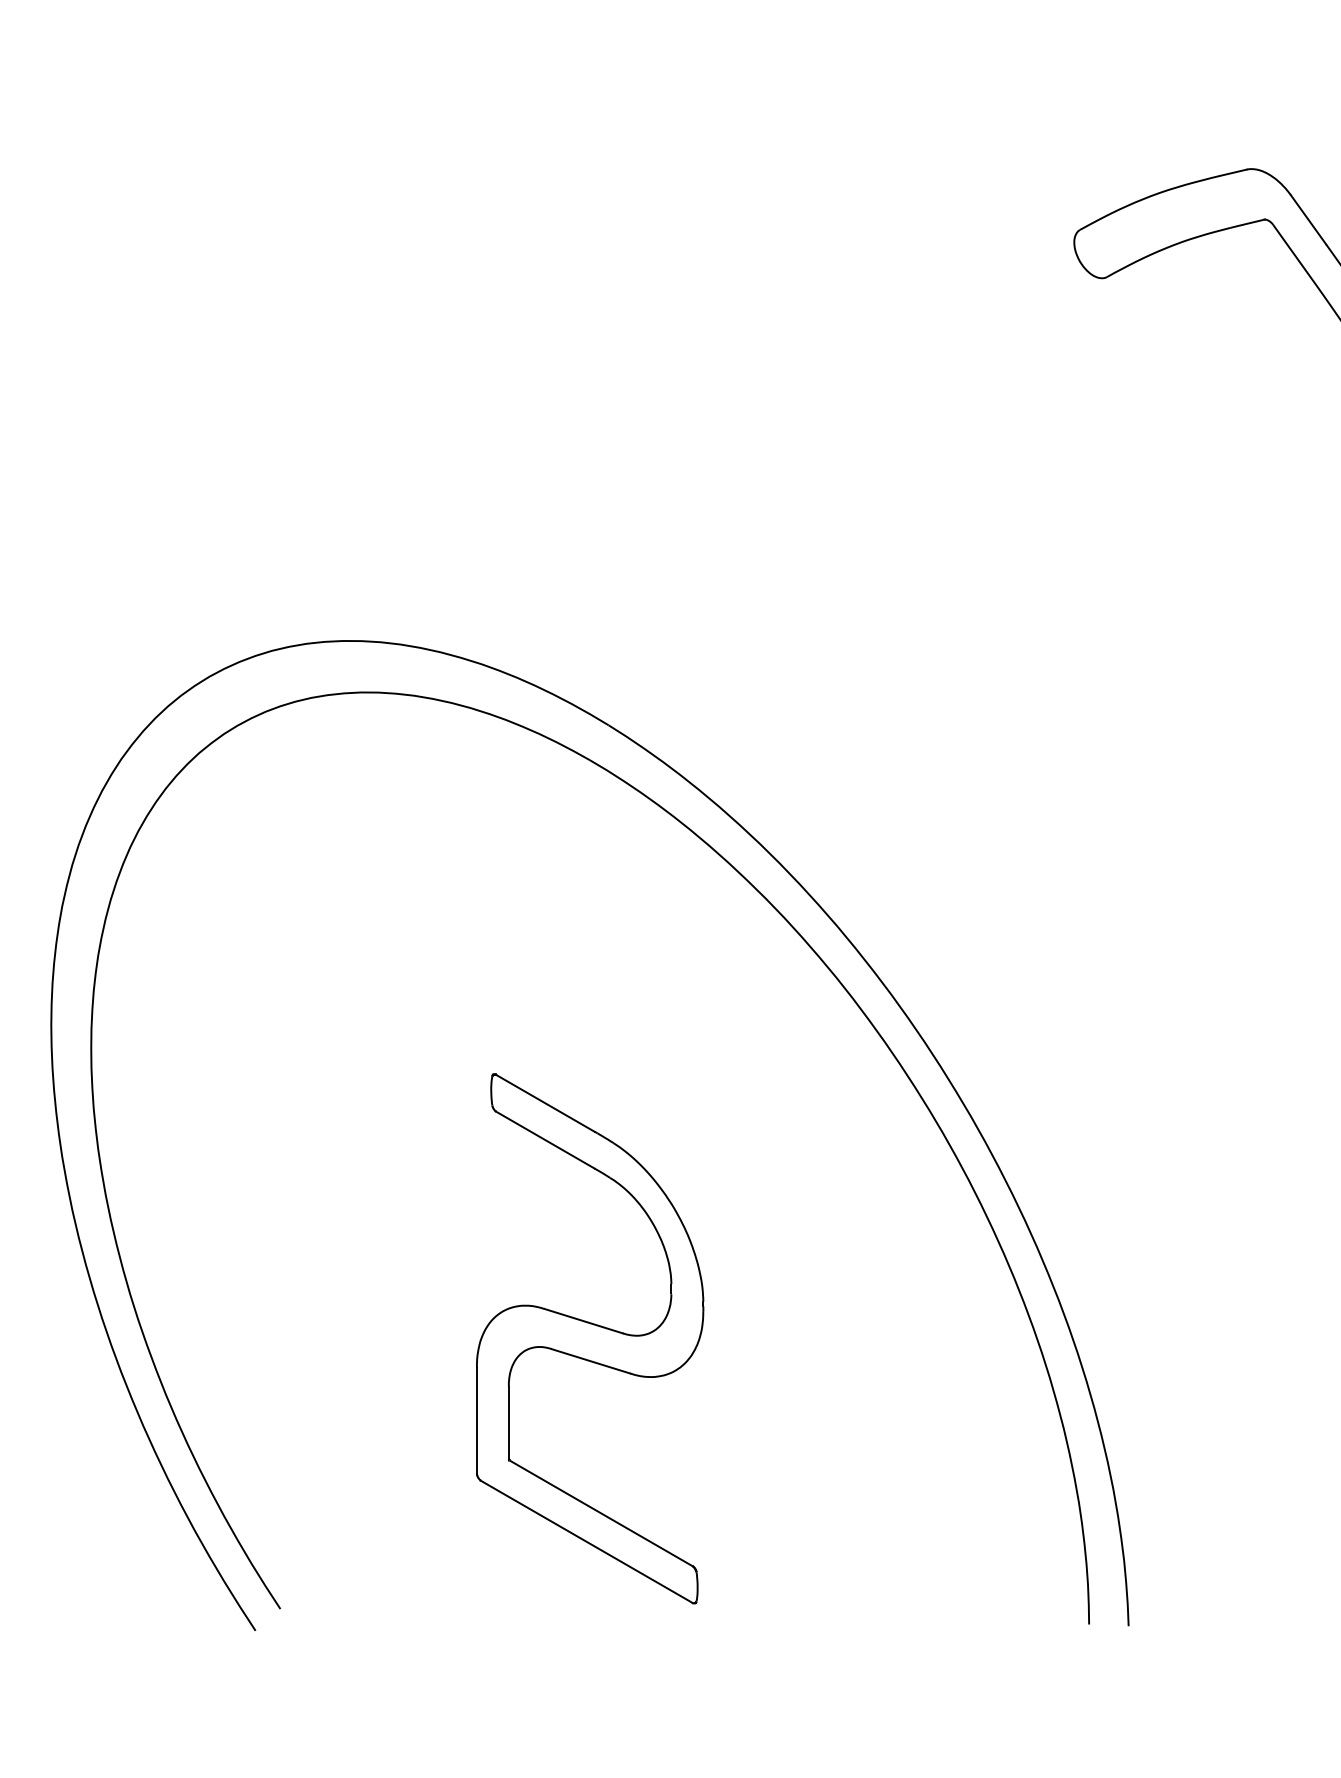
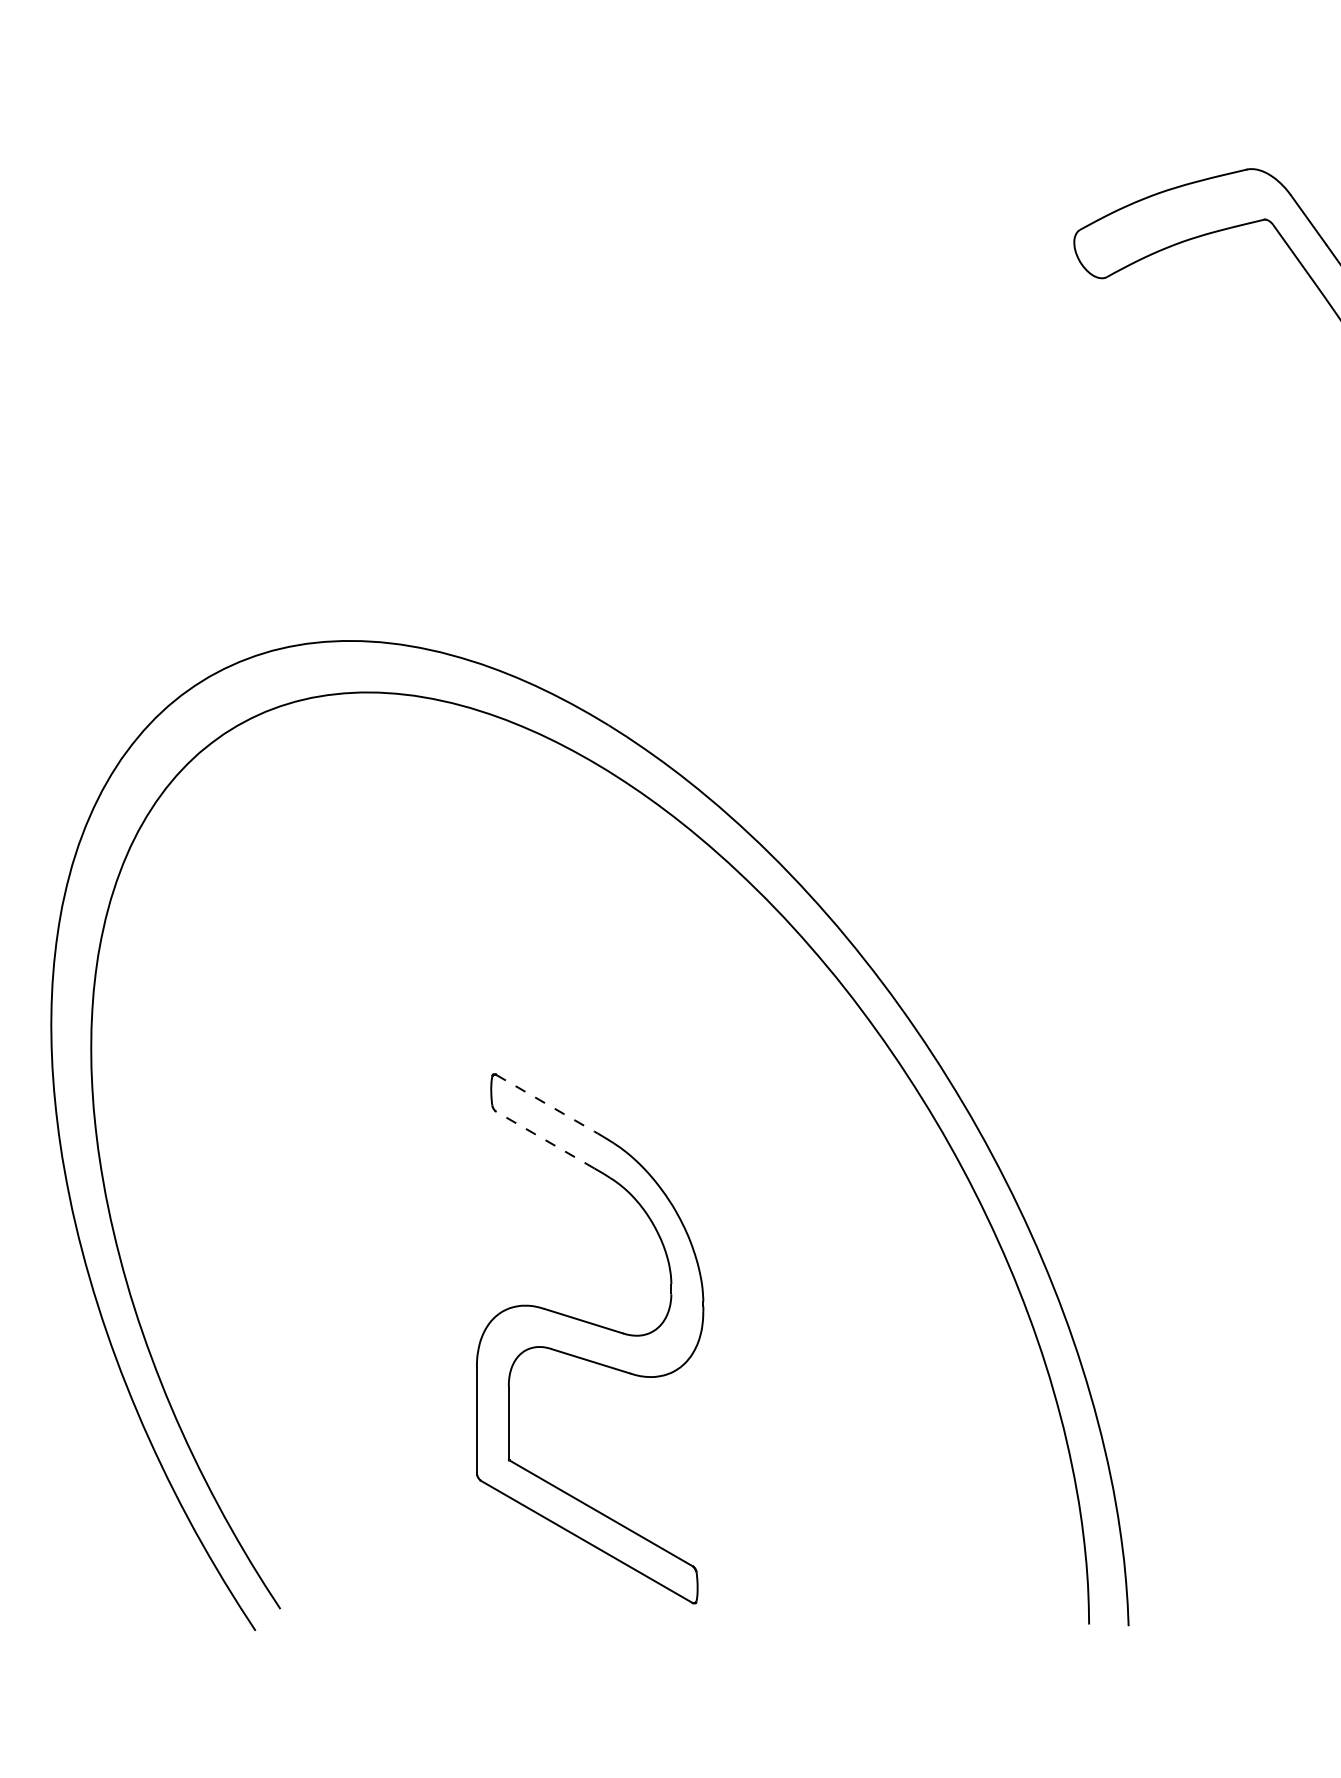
line: solid -> dashed (545, 1103)
line: solid -> dashed (545, 1140)
